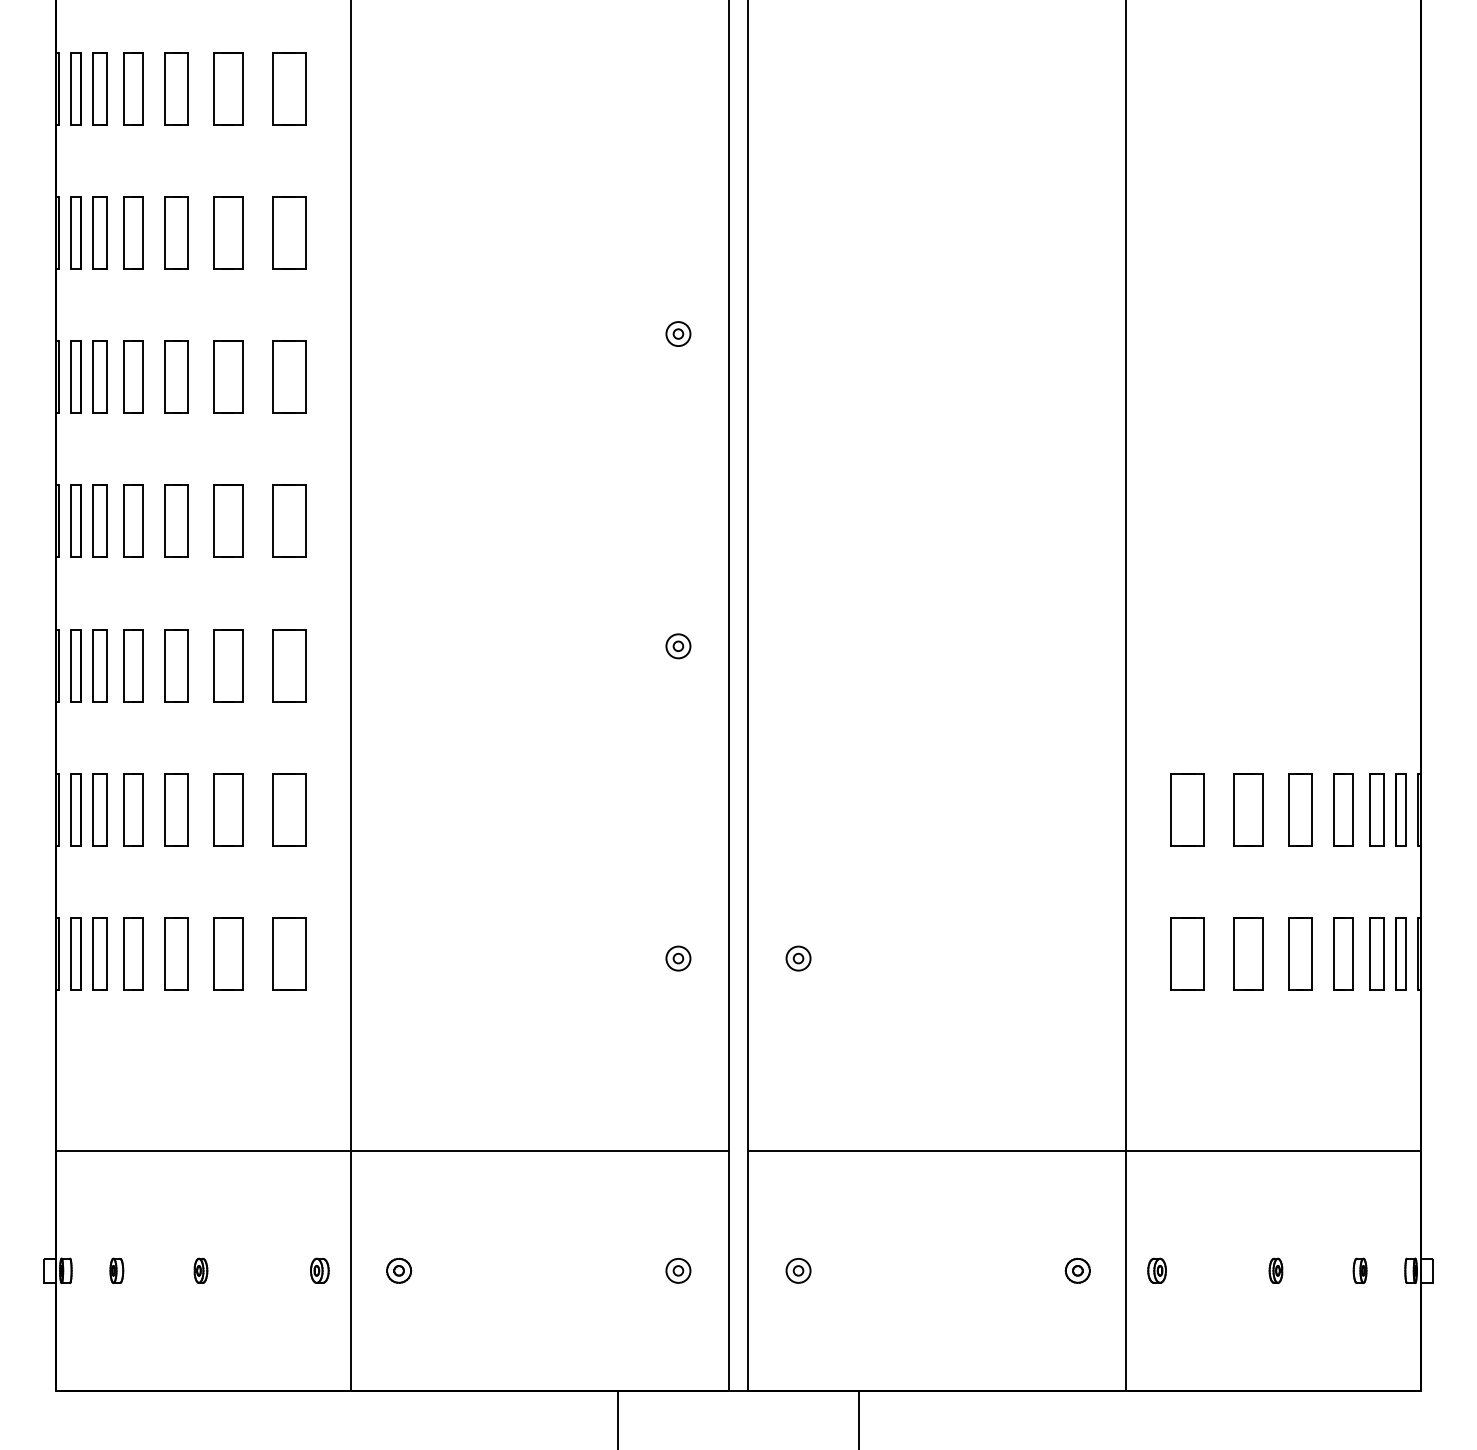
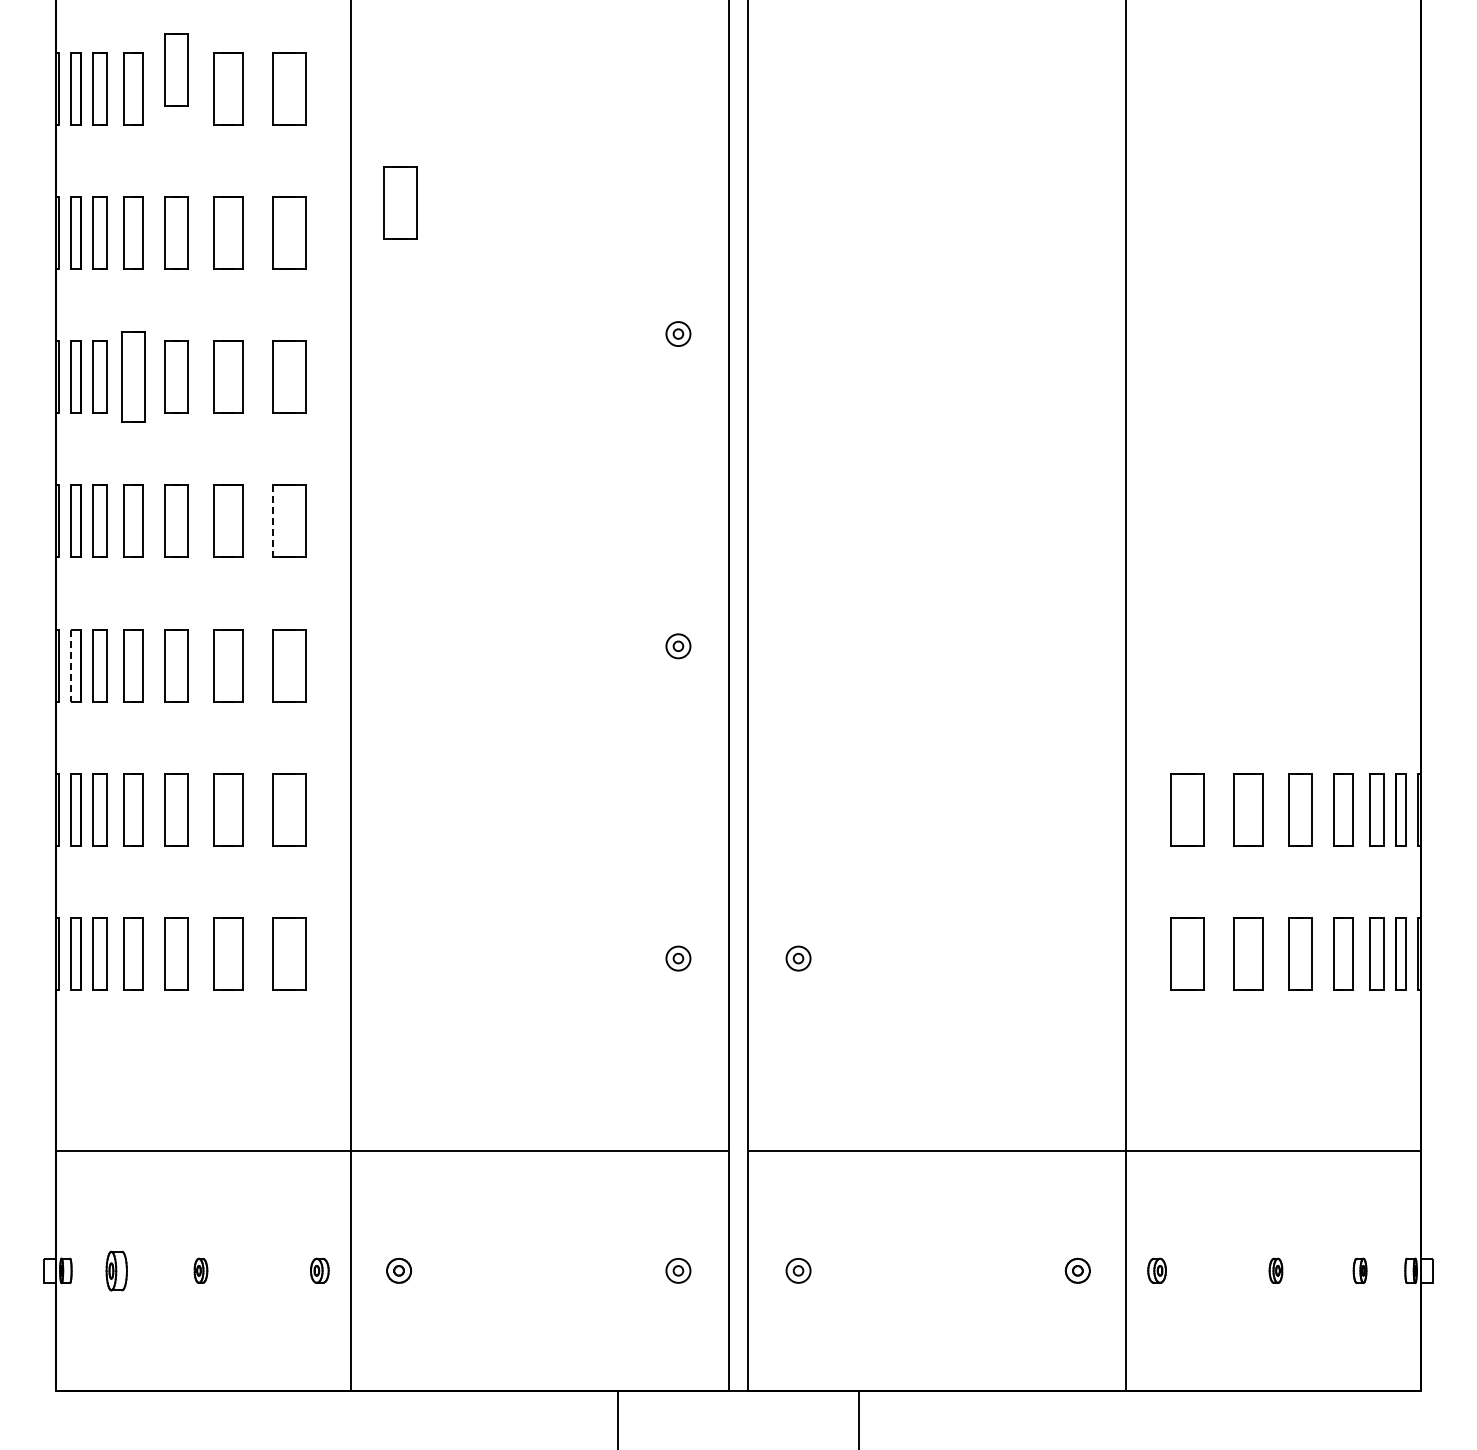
part position: (176, 88) -> (176, 69) (176, 69)
part: none -> present (400, 202)
part size: 21x74 px -> 25x92 px (133, 376)
line: solid -> dashed (273, 521)
line: solid -> dashed (71, 666)
part size: 16x27 px -> 23x42 px (116, 1270)
